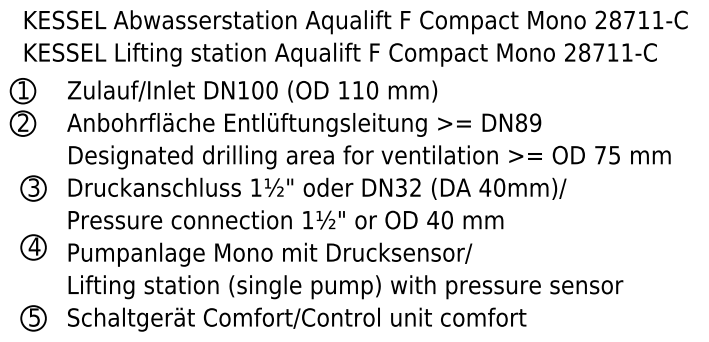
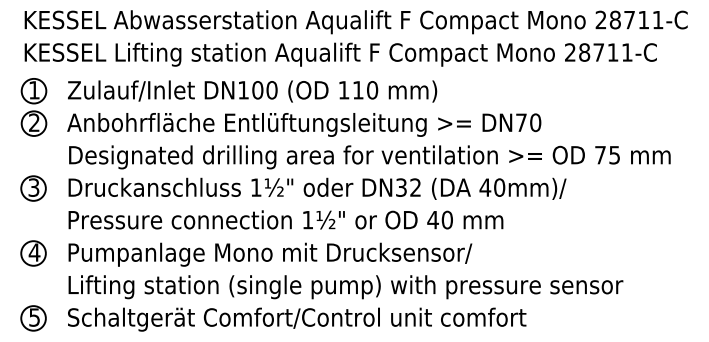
part position: (22, 107) -> (33, 107) (33, 107)
text: DN89 -> DN70 (528, 122)
part position: (33, 247) -> (33, 253) (33, 253)
